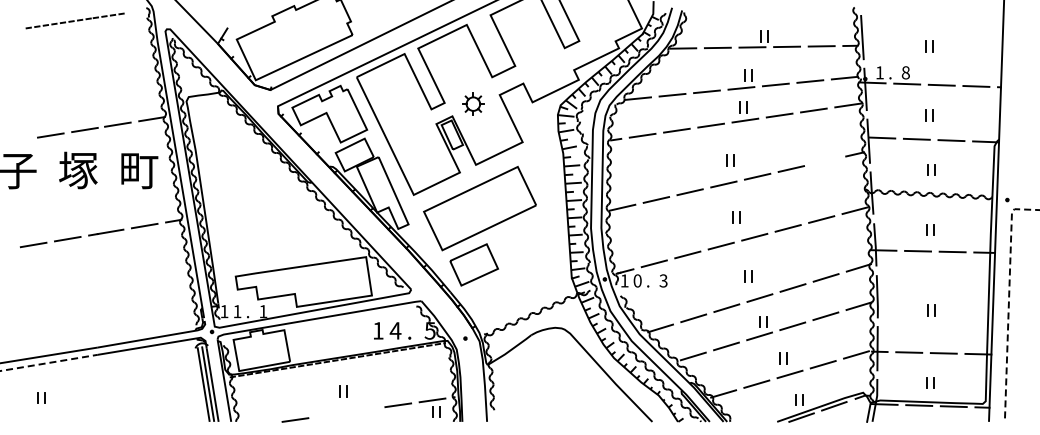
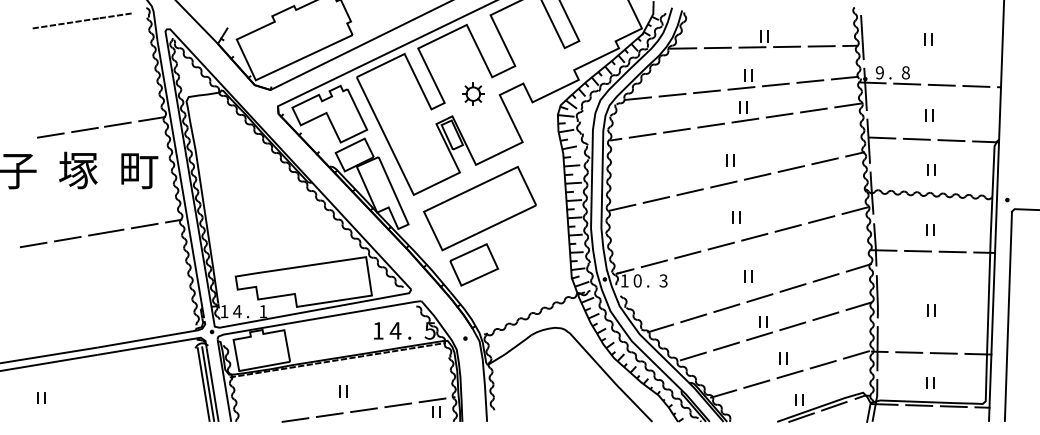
part position: (74, 20) -> (81, 20) (81, 20)
part position: (929, 46) -> (928, 39) (928, 39)
text: 1 -> 9 (879, 72)
part position: (473, 103) -> (473, 93) (473, 93)
line: none -> present (824, 161)
line: dashed -> solid (1008, 301)
text: 1 -> 4 (237, 311)
line: dashed -> solid (49, 362)
line: none -> present (363, 410)
line: none -> present (329, 414)
